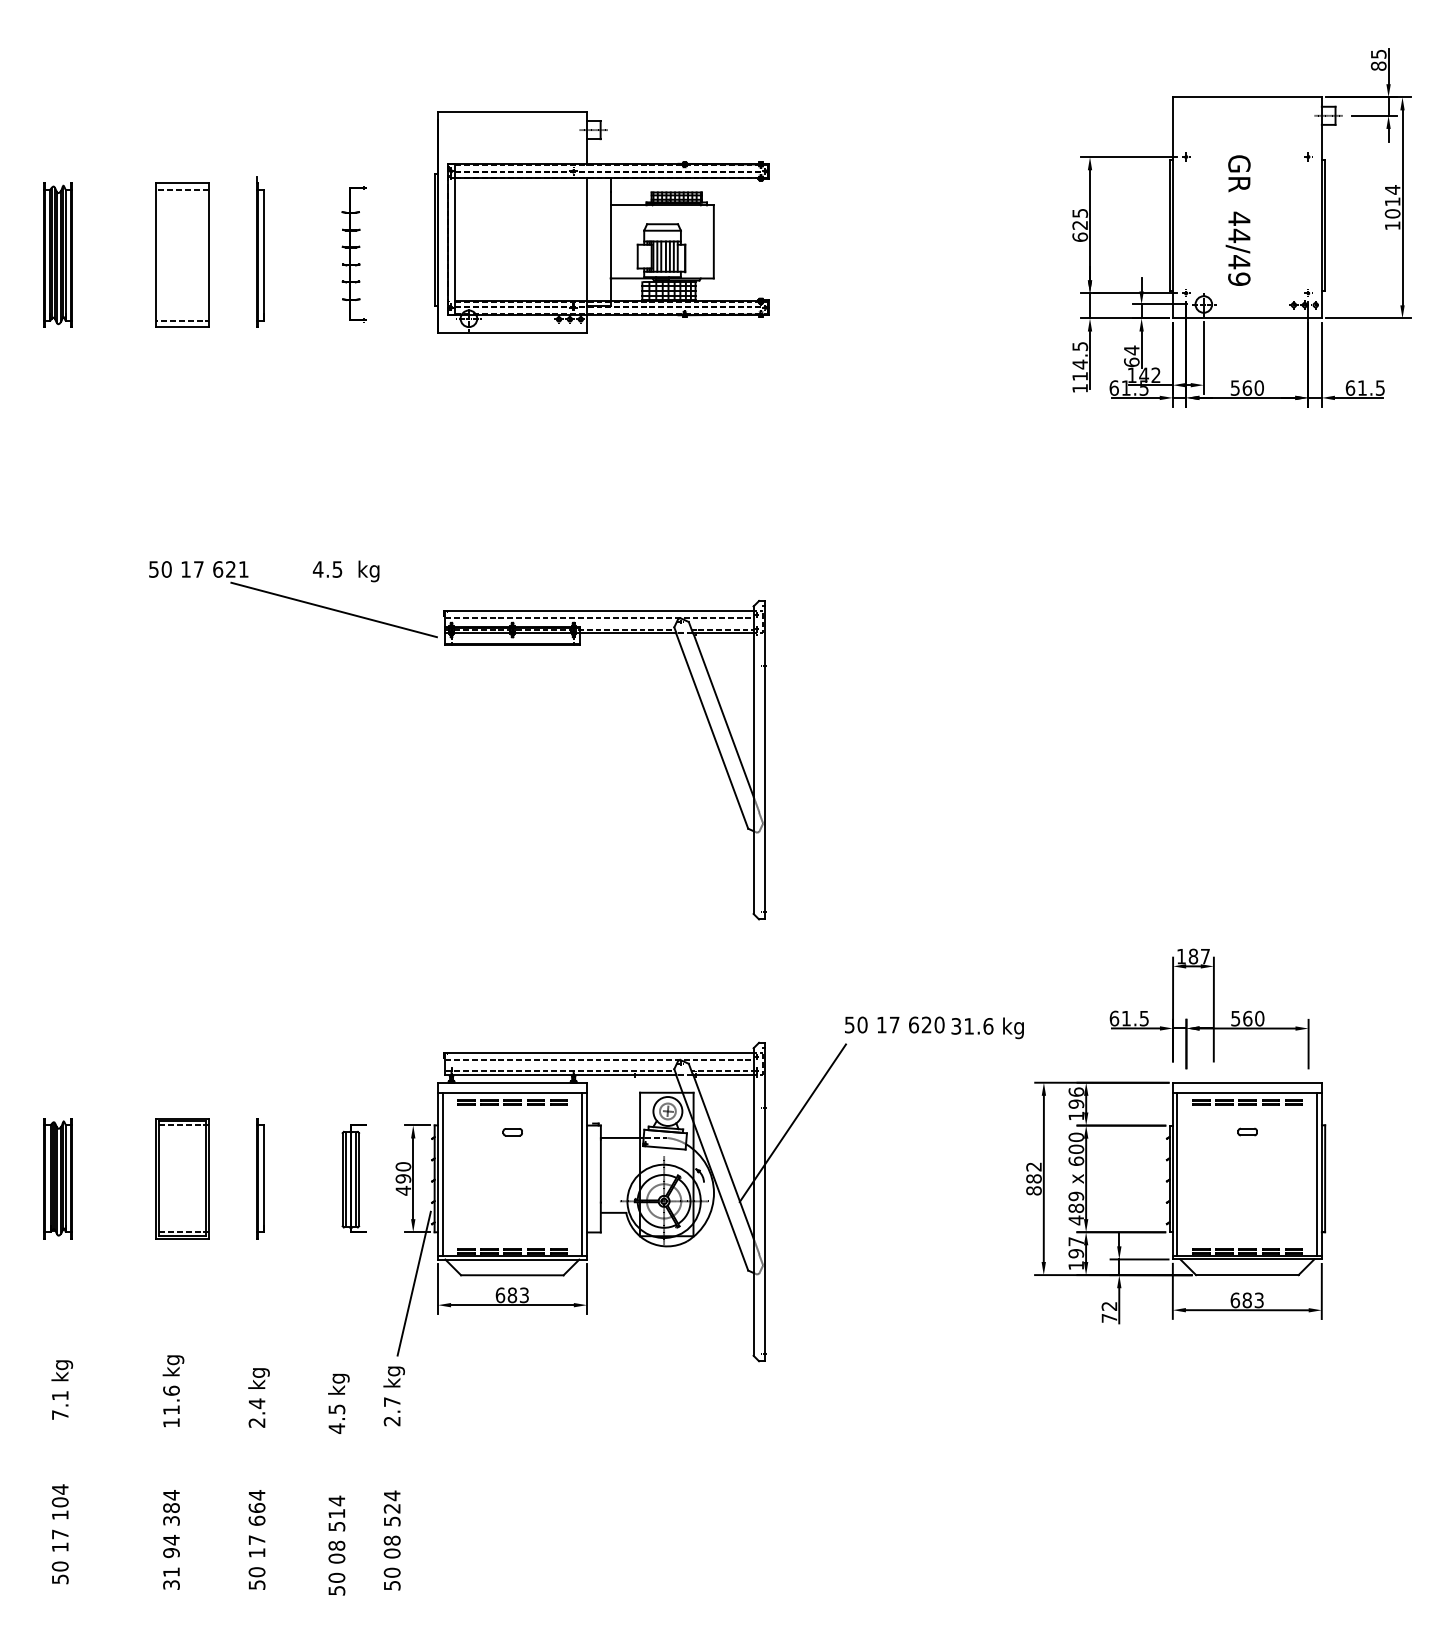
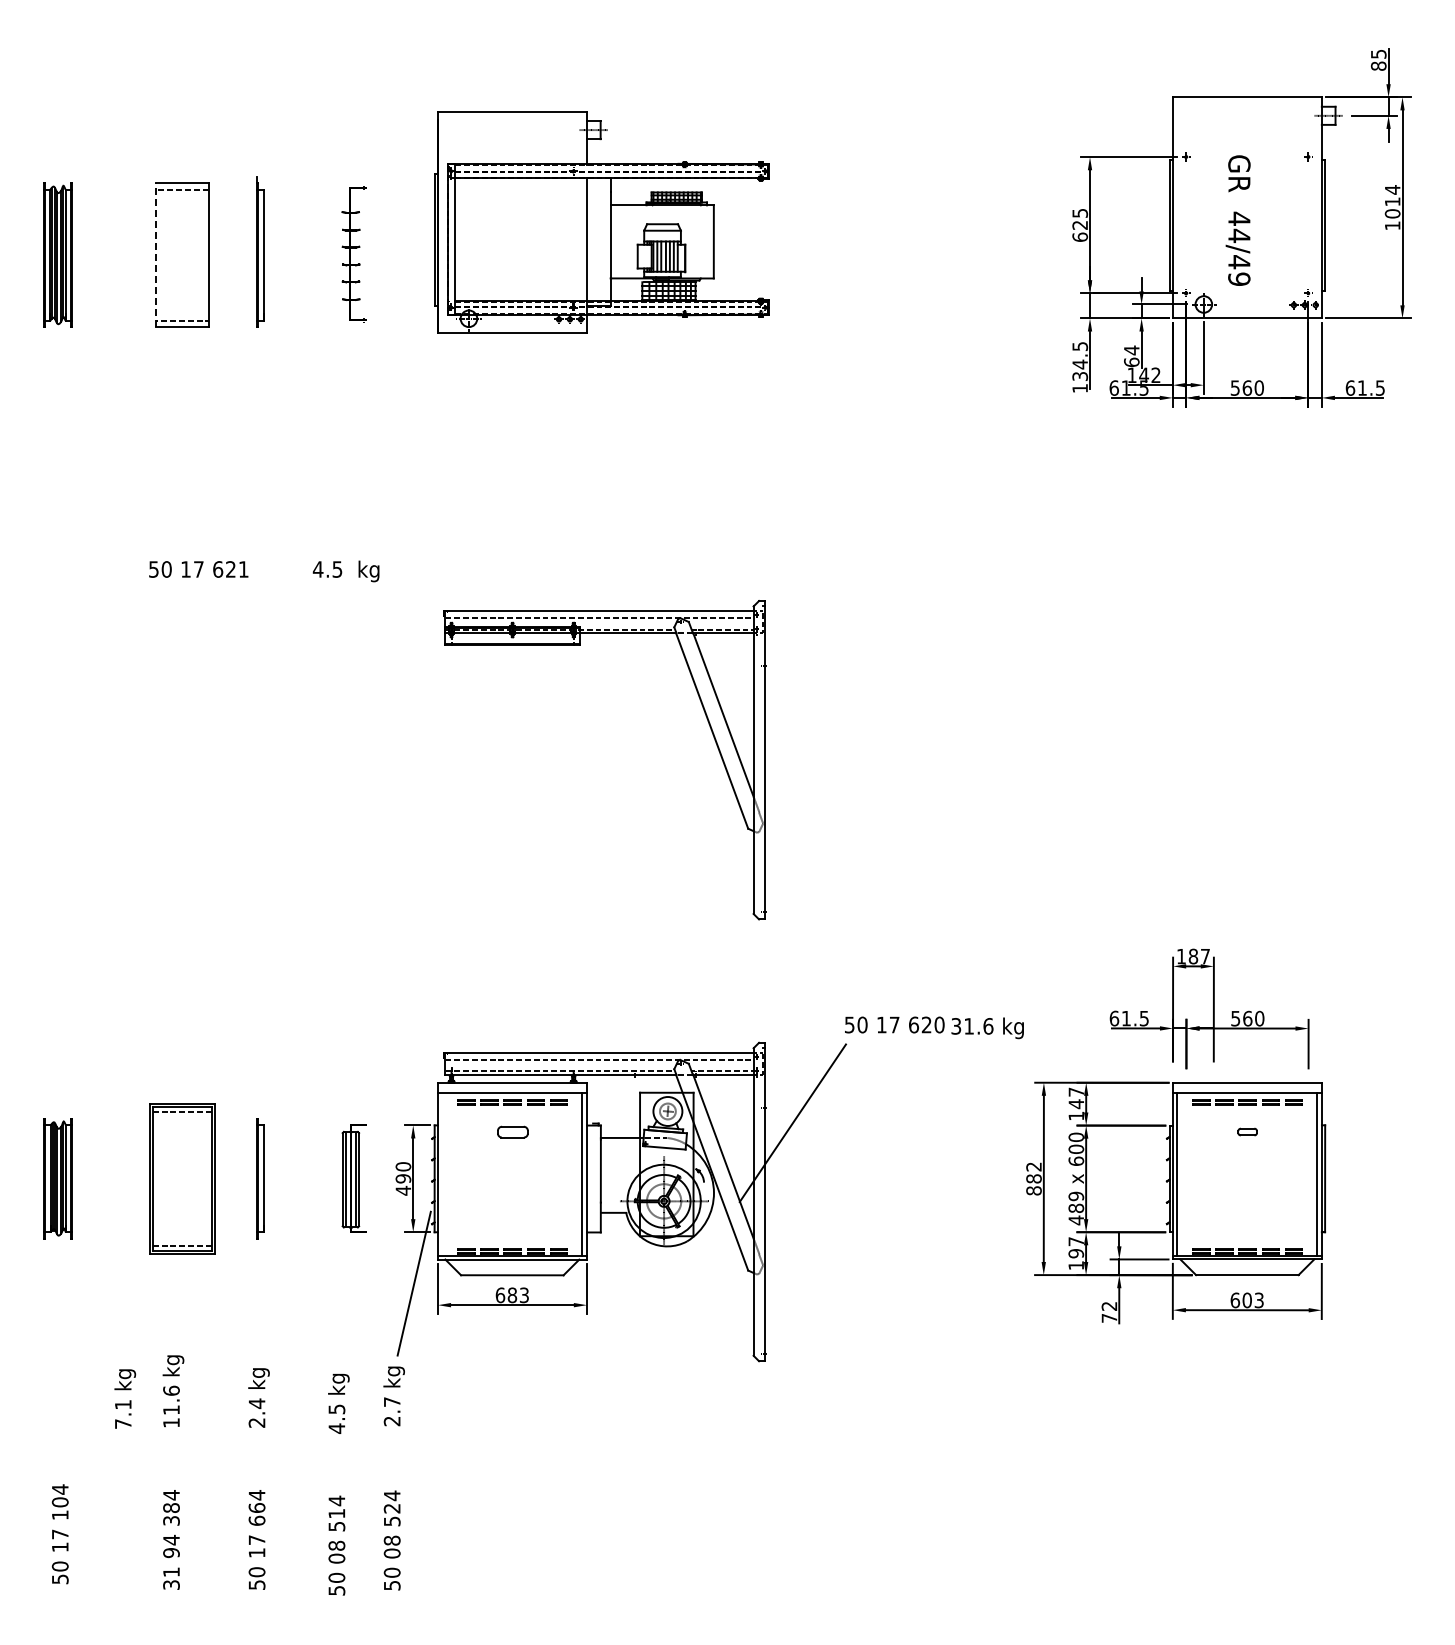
line: solid -> dashed (156, 254)
text: 114.5 -> 134.5 (1080, 376)
line: present -> none (333, 609)
text: 196 -> 147 (1076, 1098)
part size: 21x9 px -> 32x14 px (512, 1131)
line: present -> none (443, 1174)
part size: 55x122 px -> 67x152 px (182, 1178)
text: 683 -> 603 (1246, 1300)
text position: (62, 1389) -> (125, 1398) (125, 1398)
